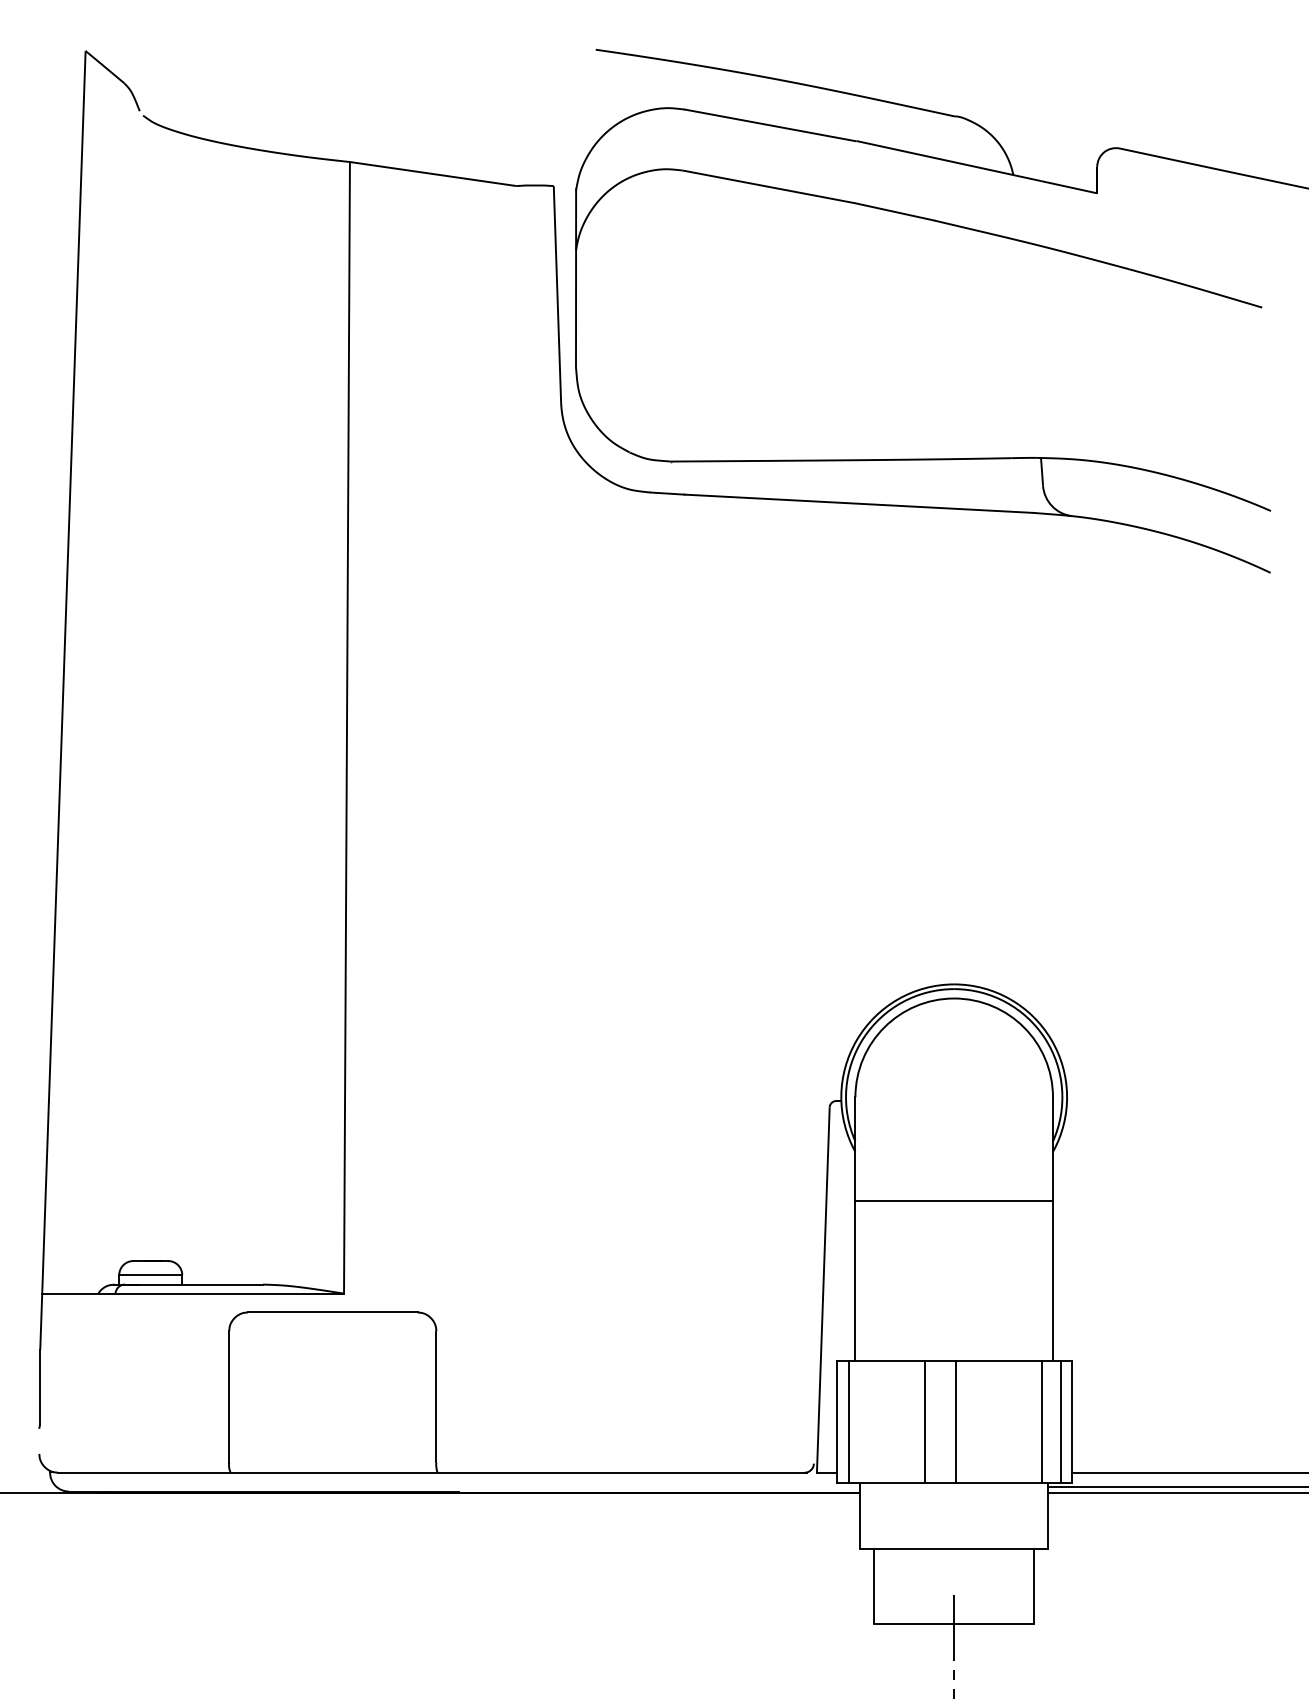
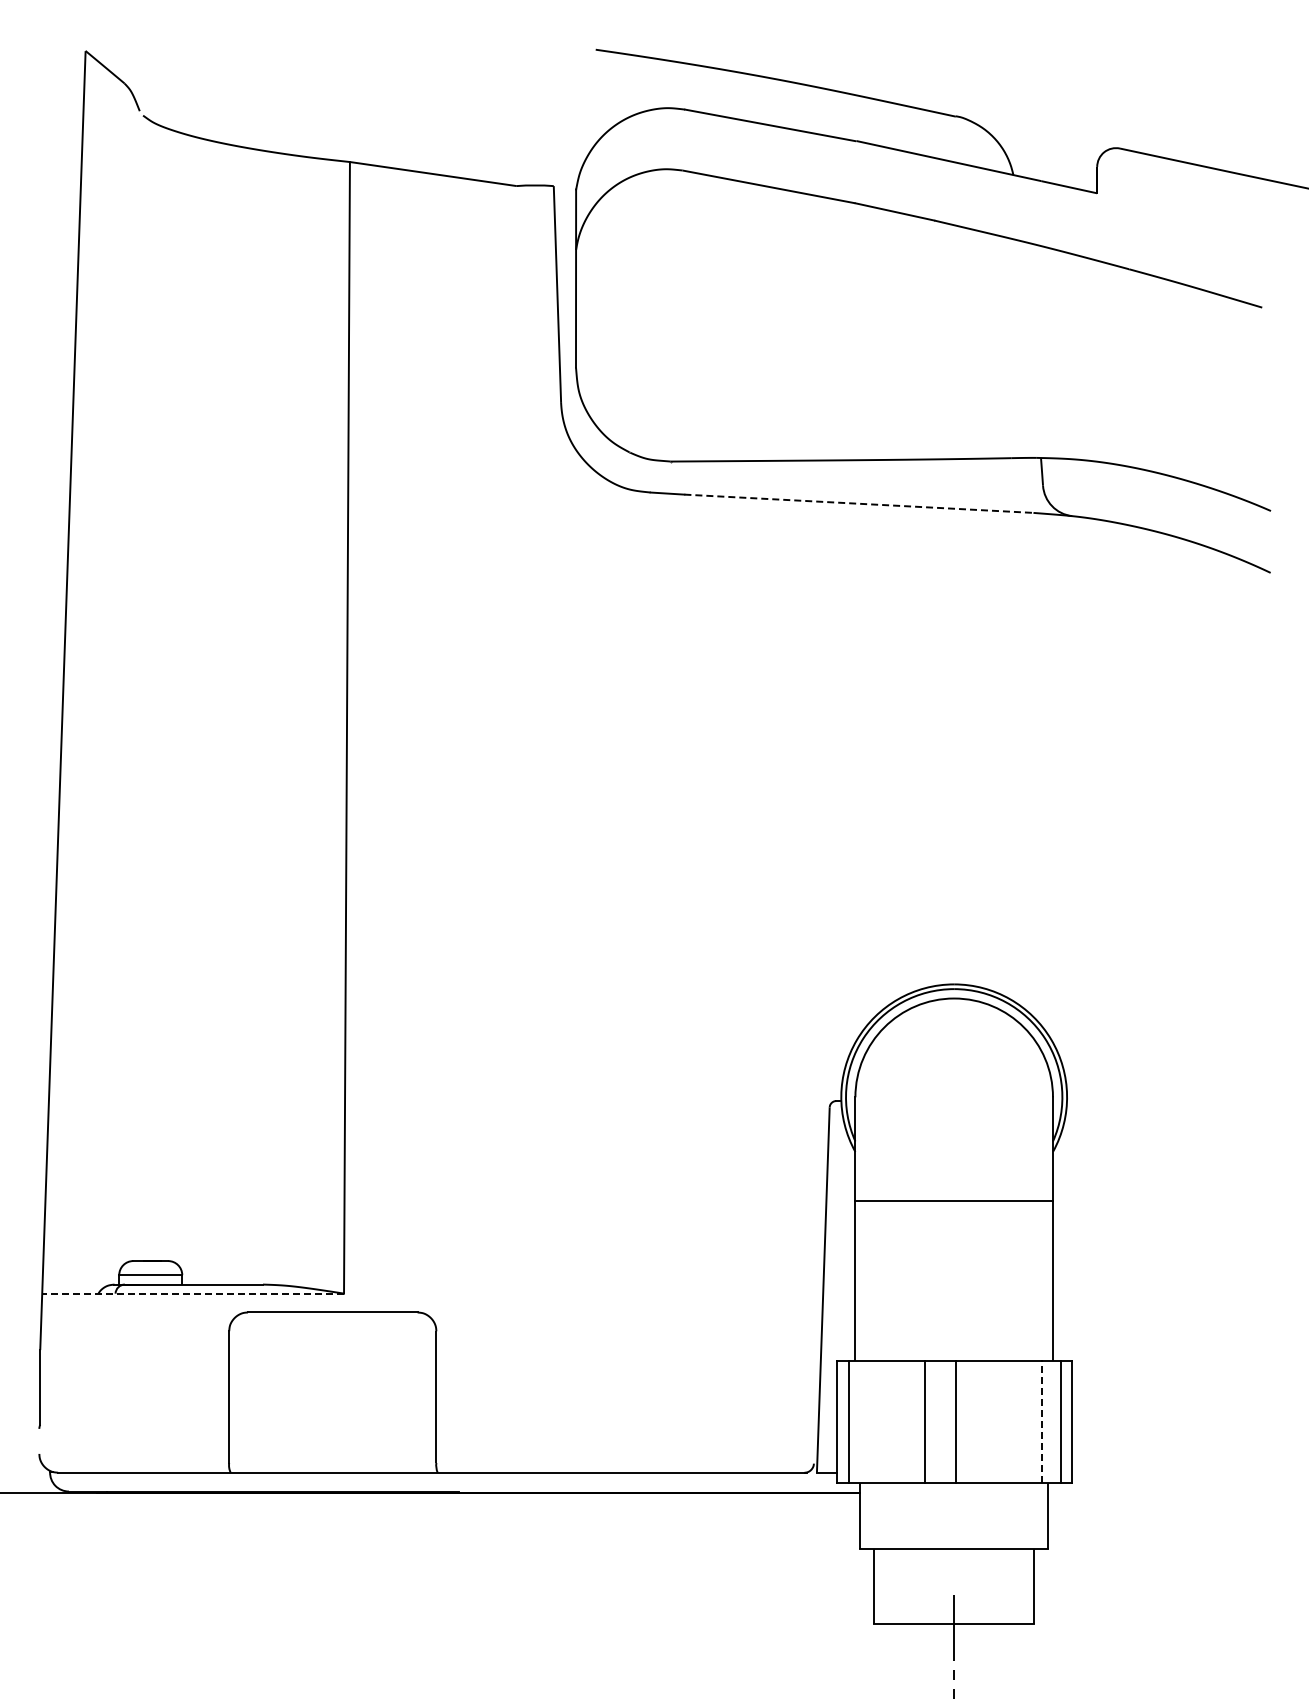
line: solid -> dashed (858, 503)
line: solid -> dashed (193, 1293)
line: solid -> dashed (1042, 1421)
line: present -> none (1188, 1472)
line: present -> none (1176, 1486)
line: present -> none (1176, 1493)
